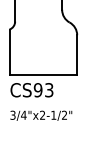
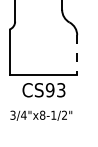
line: solid -> dashed (77, 54)
text position: (31, 90) -> (43, 90) (43, 90)
text: 3/4"x2-1/2" -> 3/4"x8-1/2" (42, 114)
